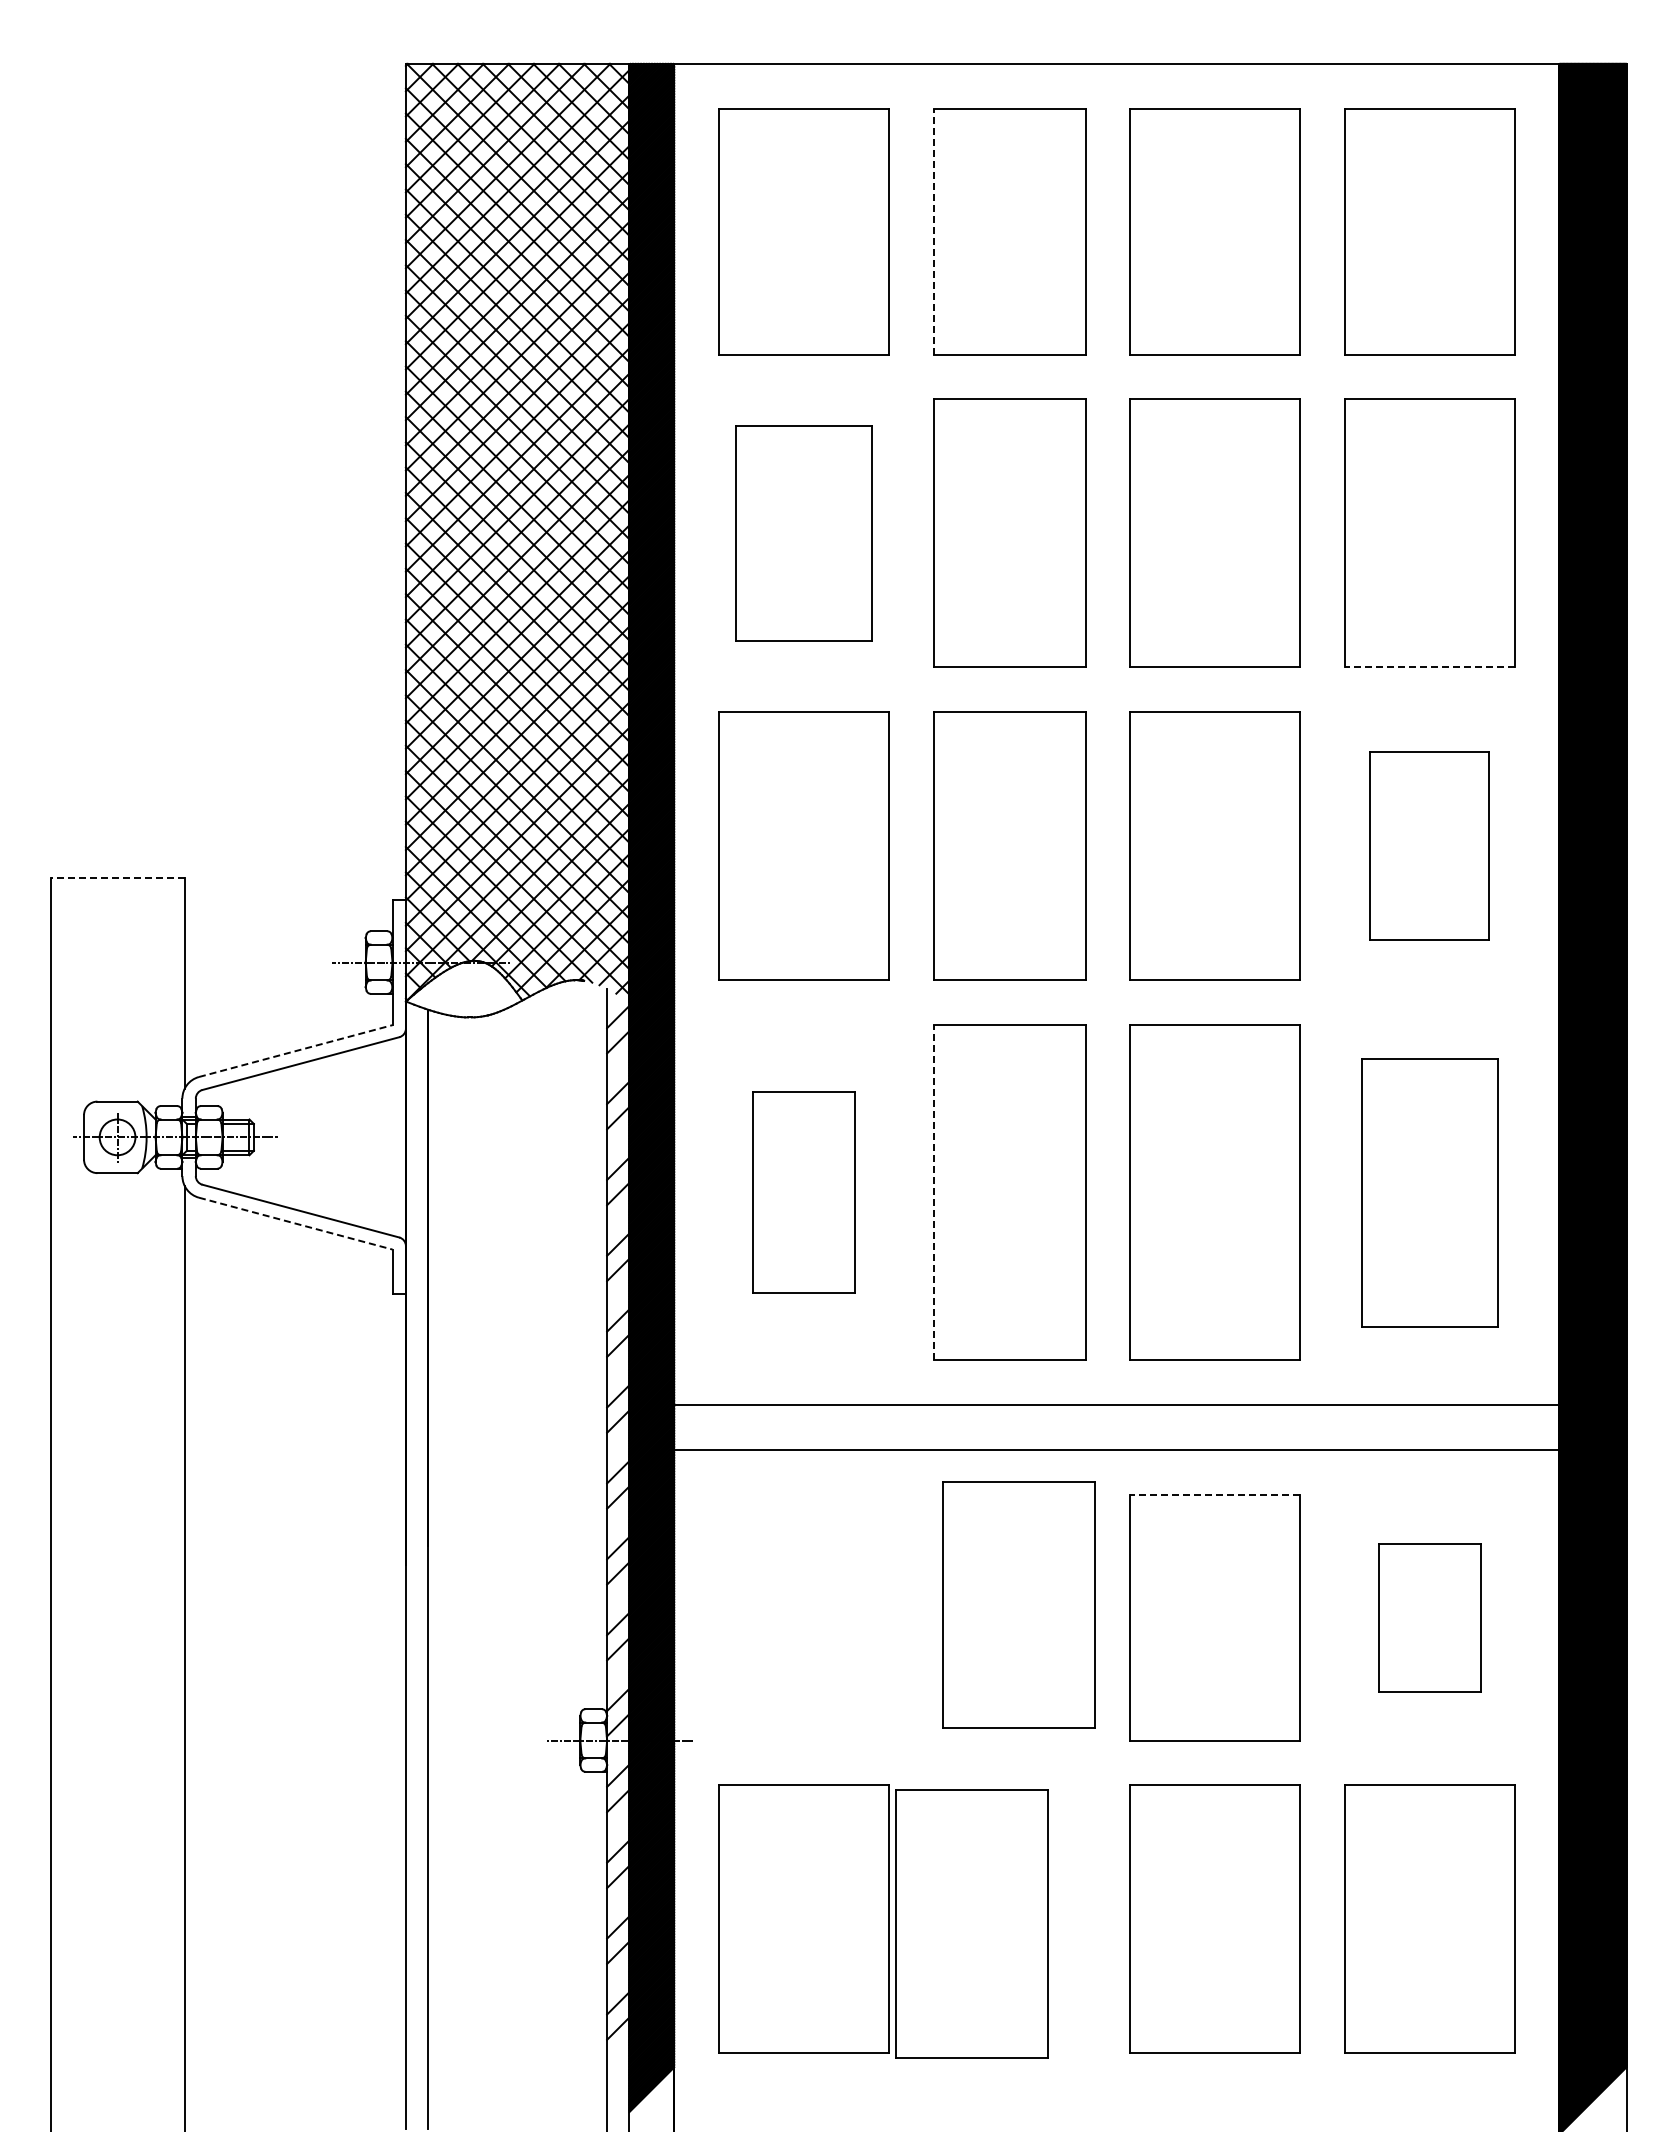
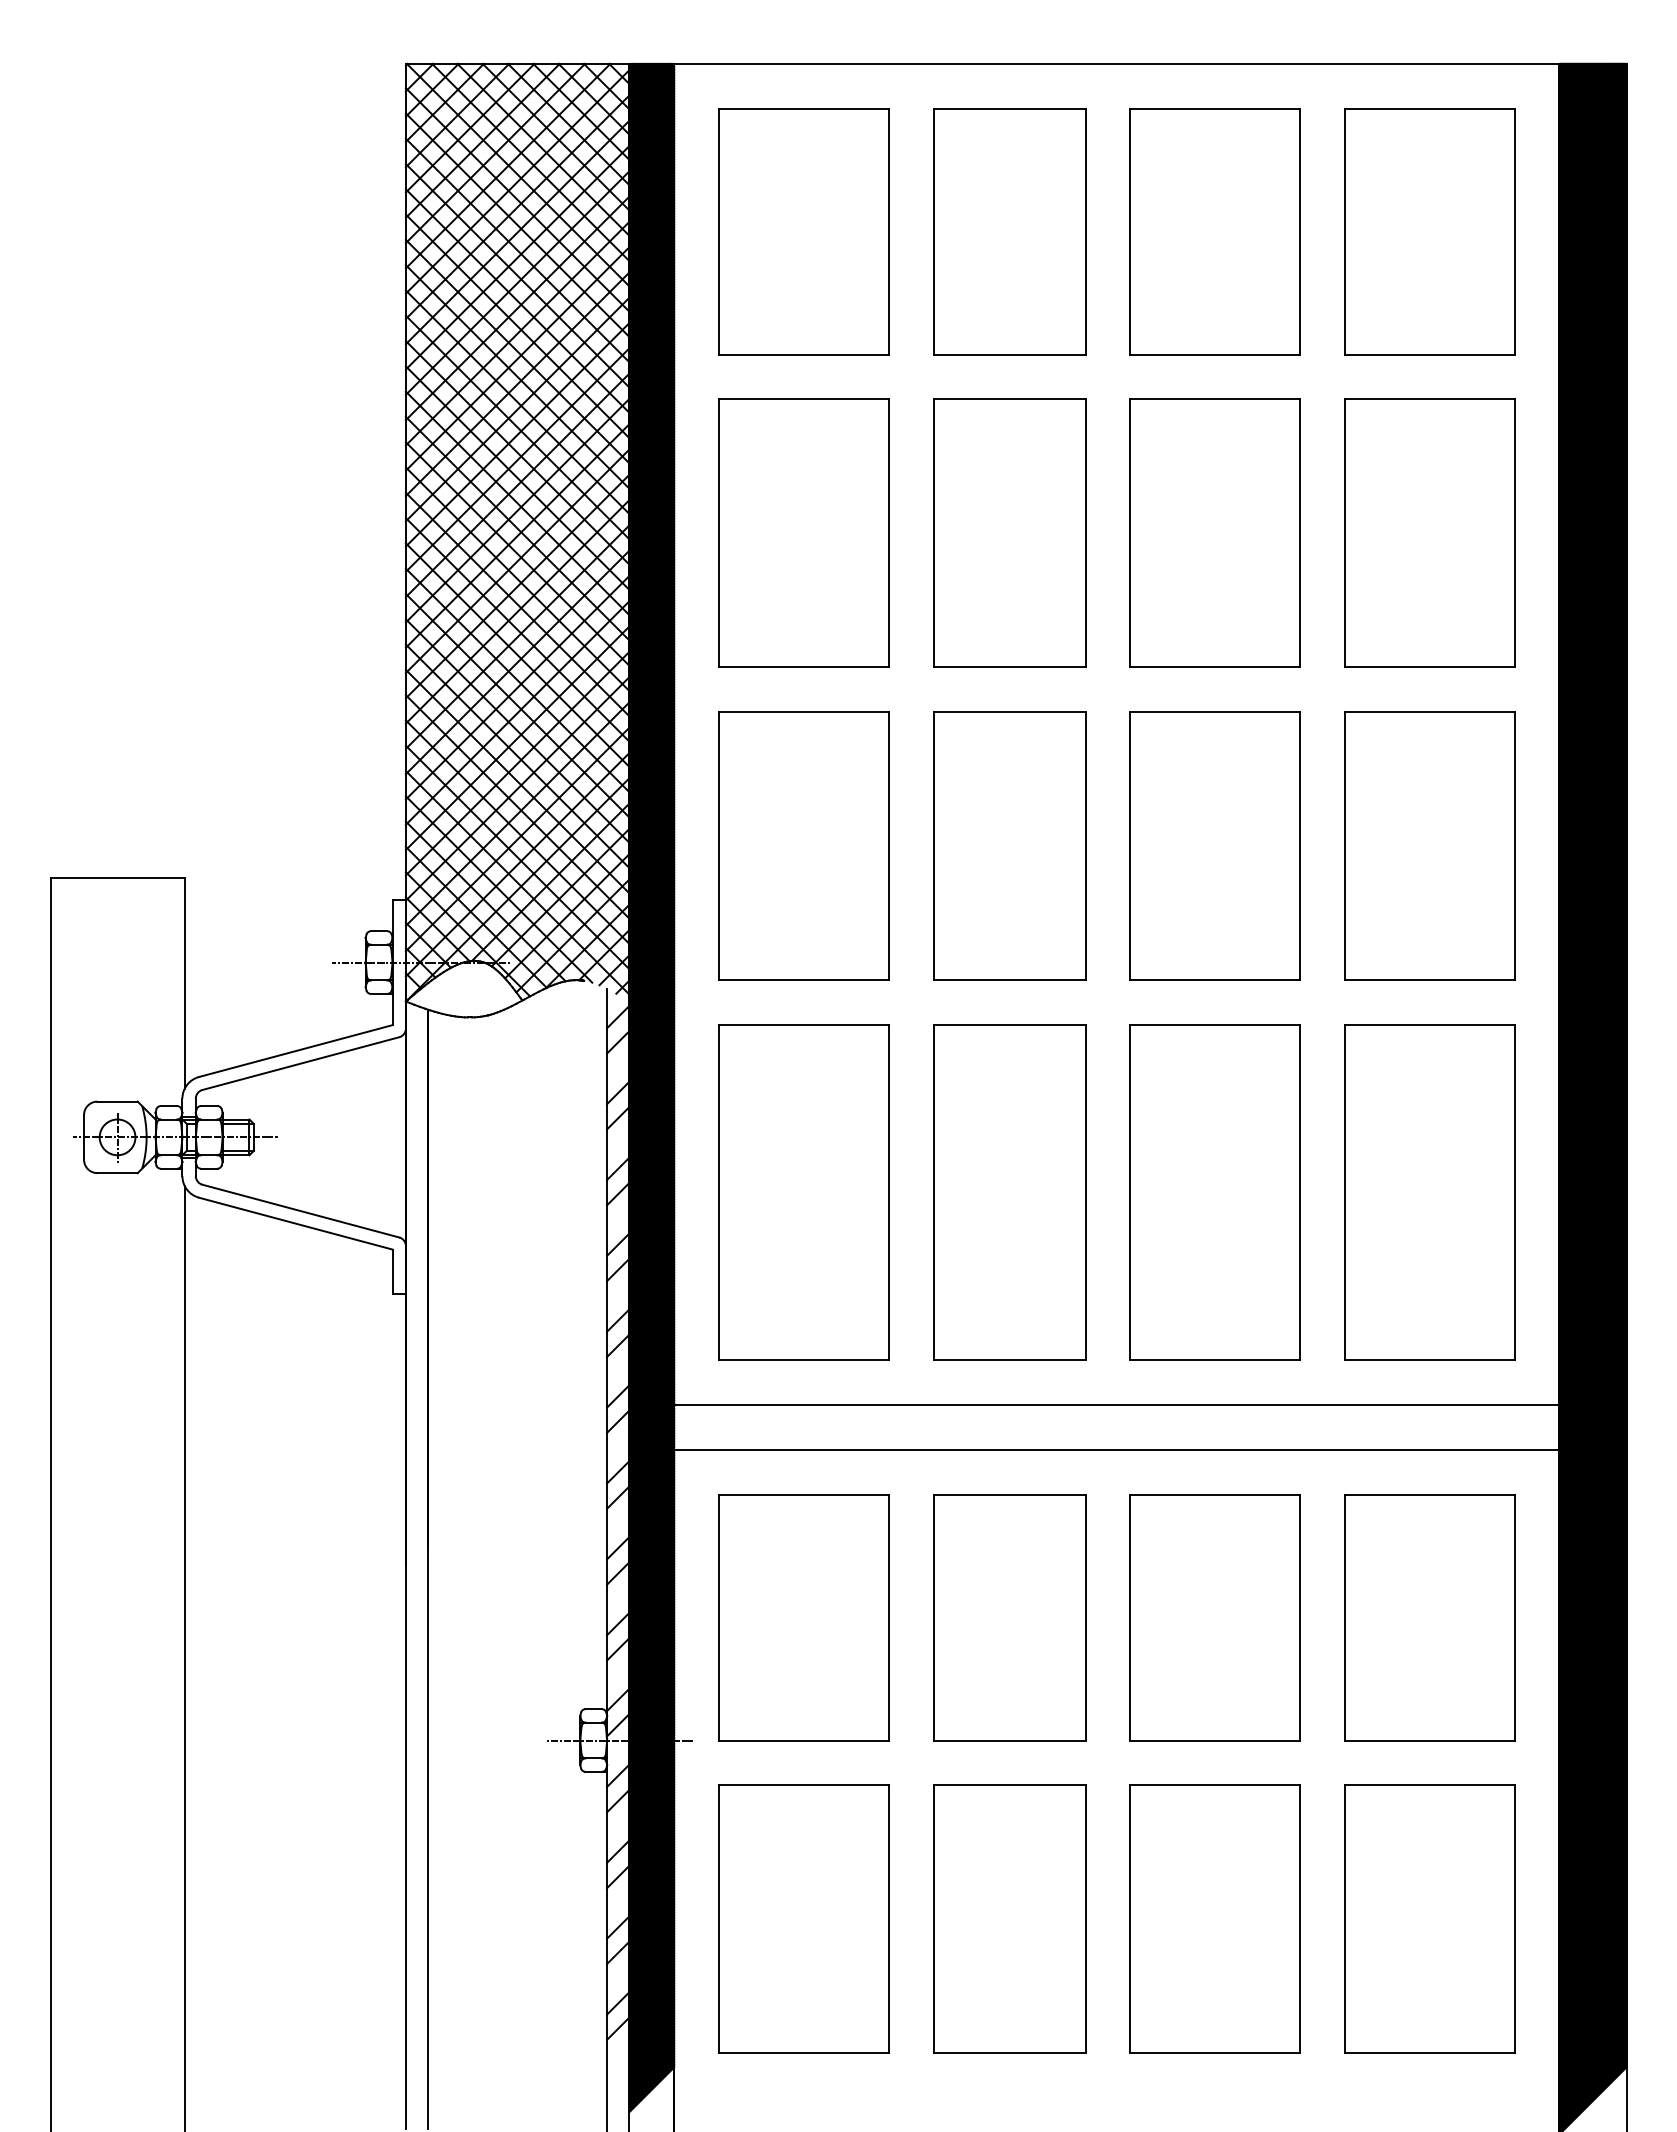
line: dashed -> solid (933, 231)
part size: 138x217 px -> 172x270 px (803, 532)
line: dashed -> solid (1429, 667)
part size: 121x190 px -> 172x270 px (1429, 845)
line: dashed -> solid (117, 877)
line: dashed -> solid (296, 1050)
part size: 104x203 px -> 172x337 px (803, 1192)
line: dashed -> solid (933, 1192)
part size: 138x270 px -> 172x337 px (1429, 1192)
line: dashed -> solid (296, 1223)
line: dashed -> solid (1215, 1494)
part position: (1018, 1604) -> (1009, 1617) (1009, 1617)
part: none -> present (803, 1617)
part size: 104x150 px -> 172x248 px (1429, 1617)
part position: (971, 1923) -> (1009, 1918) (1009, 1918)
